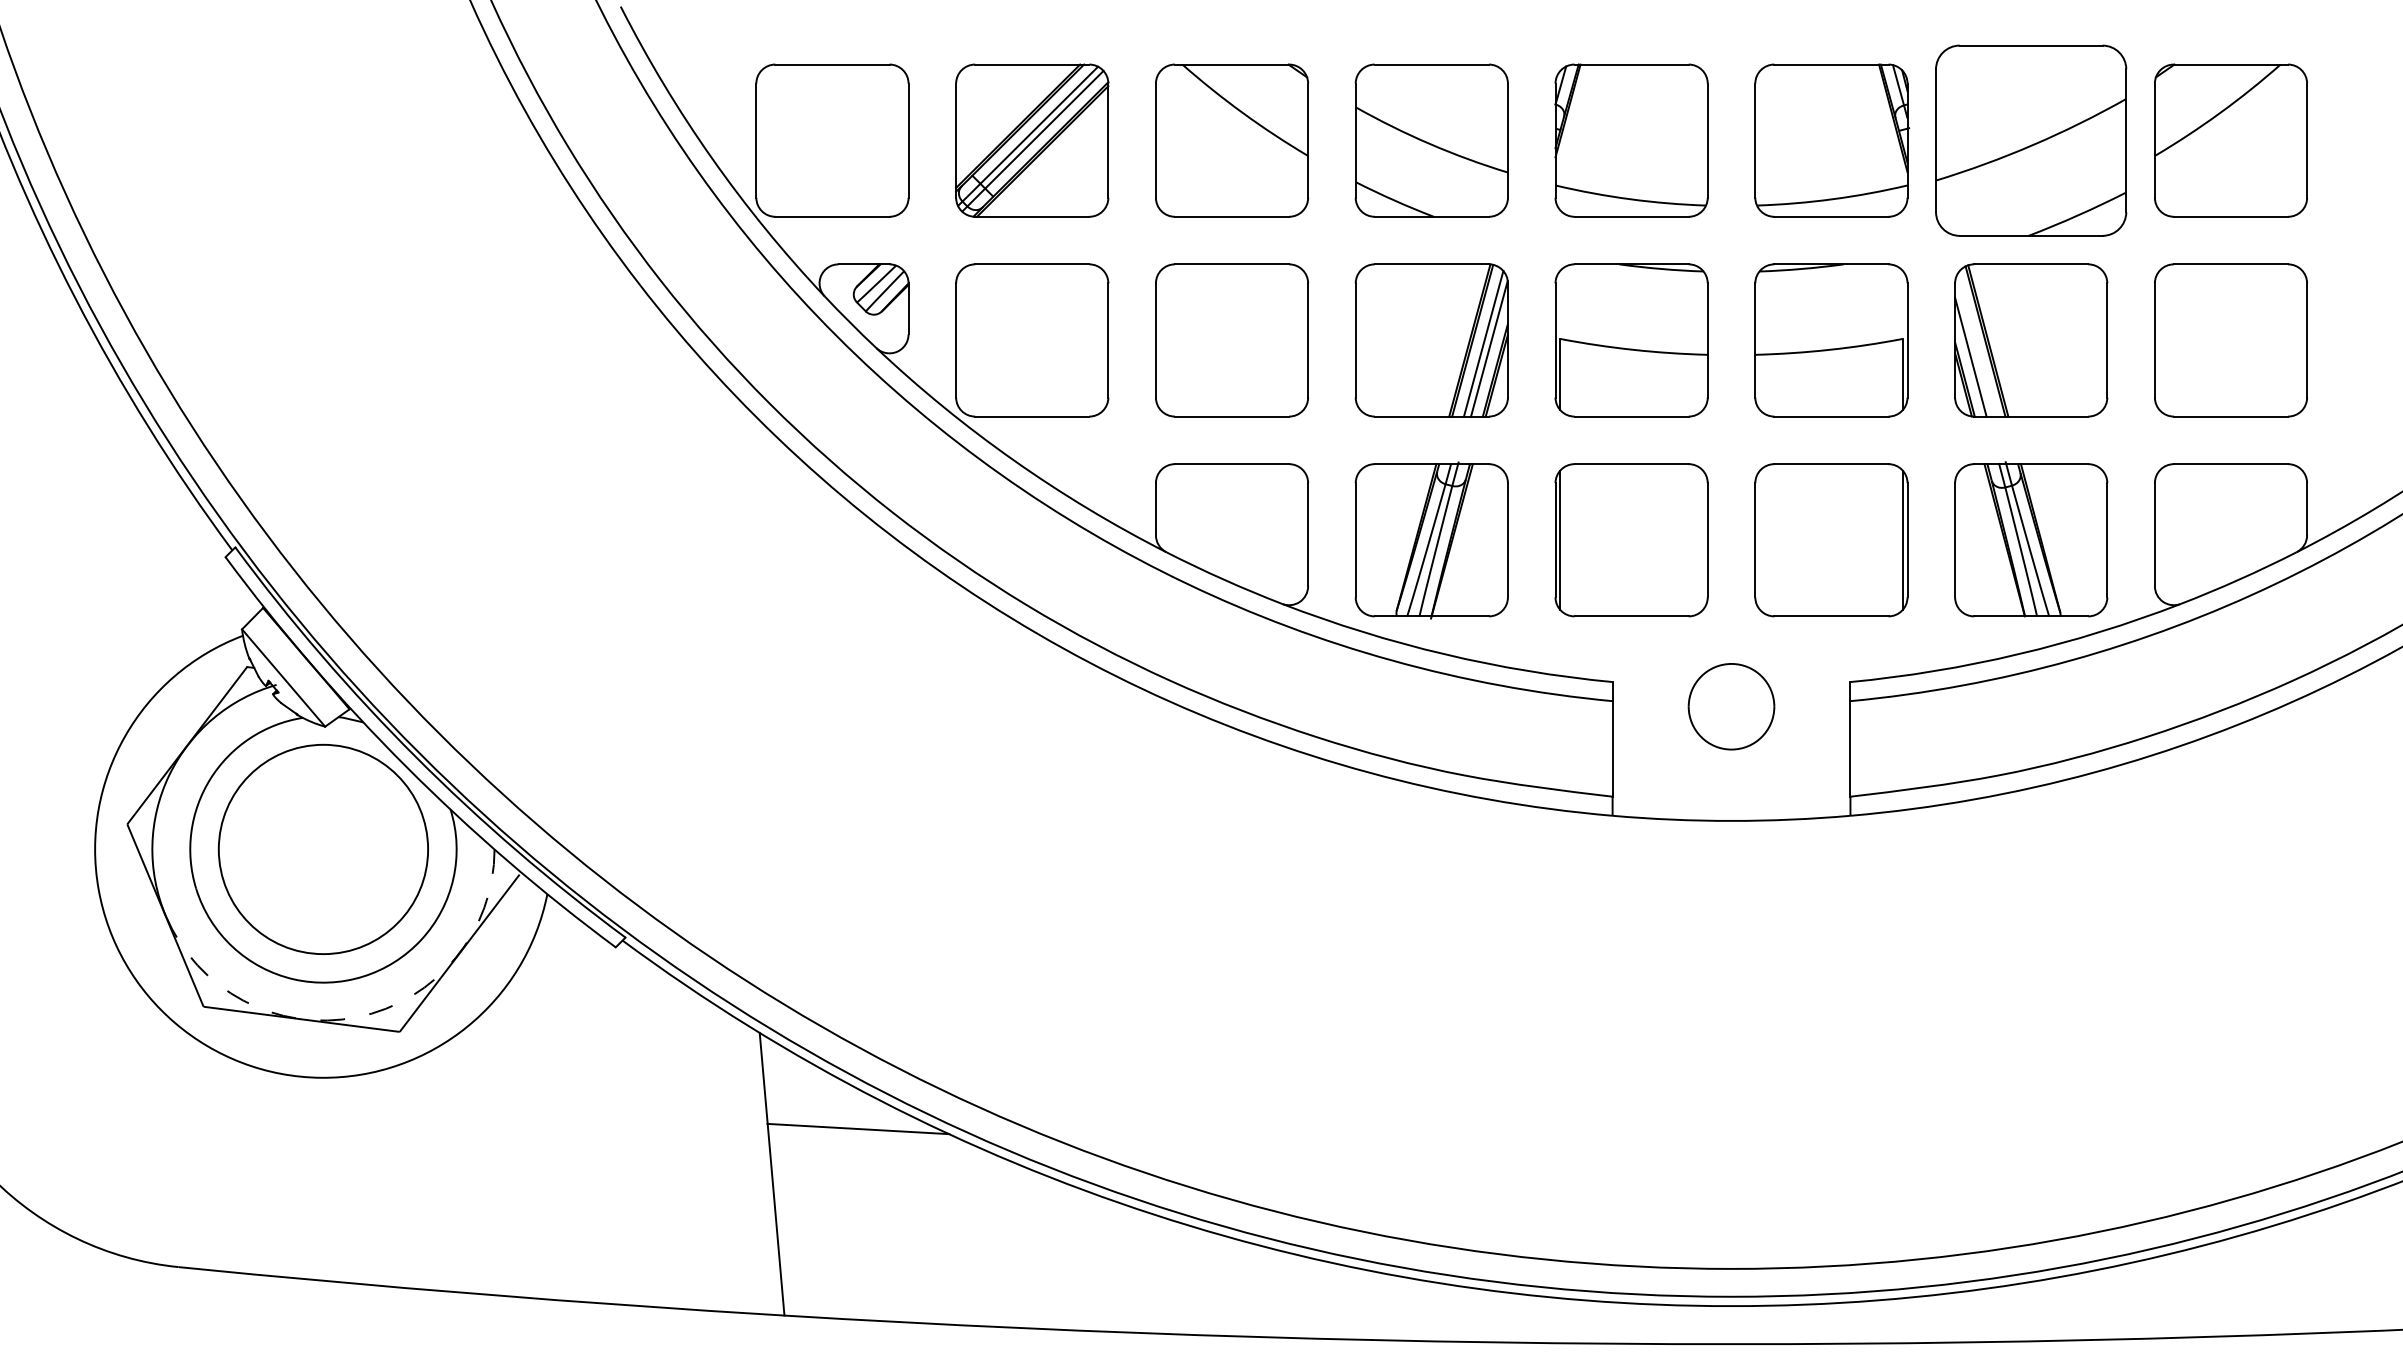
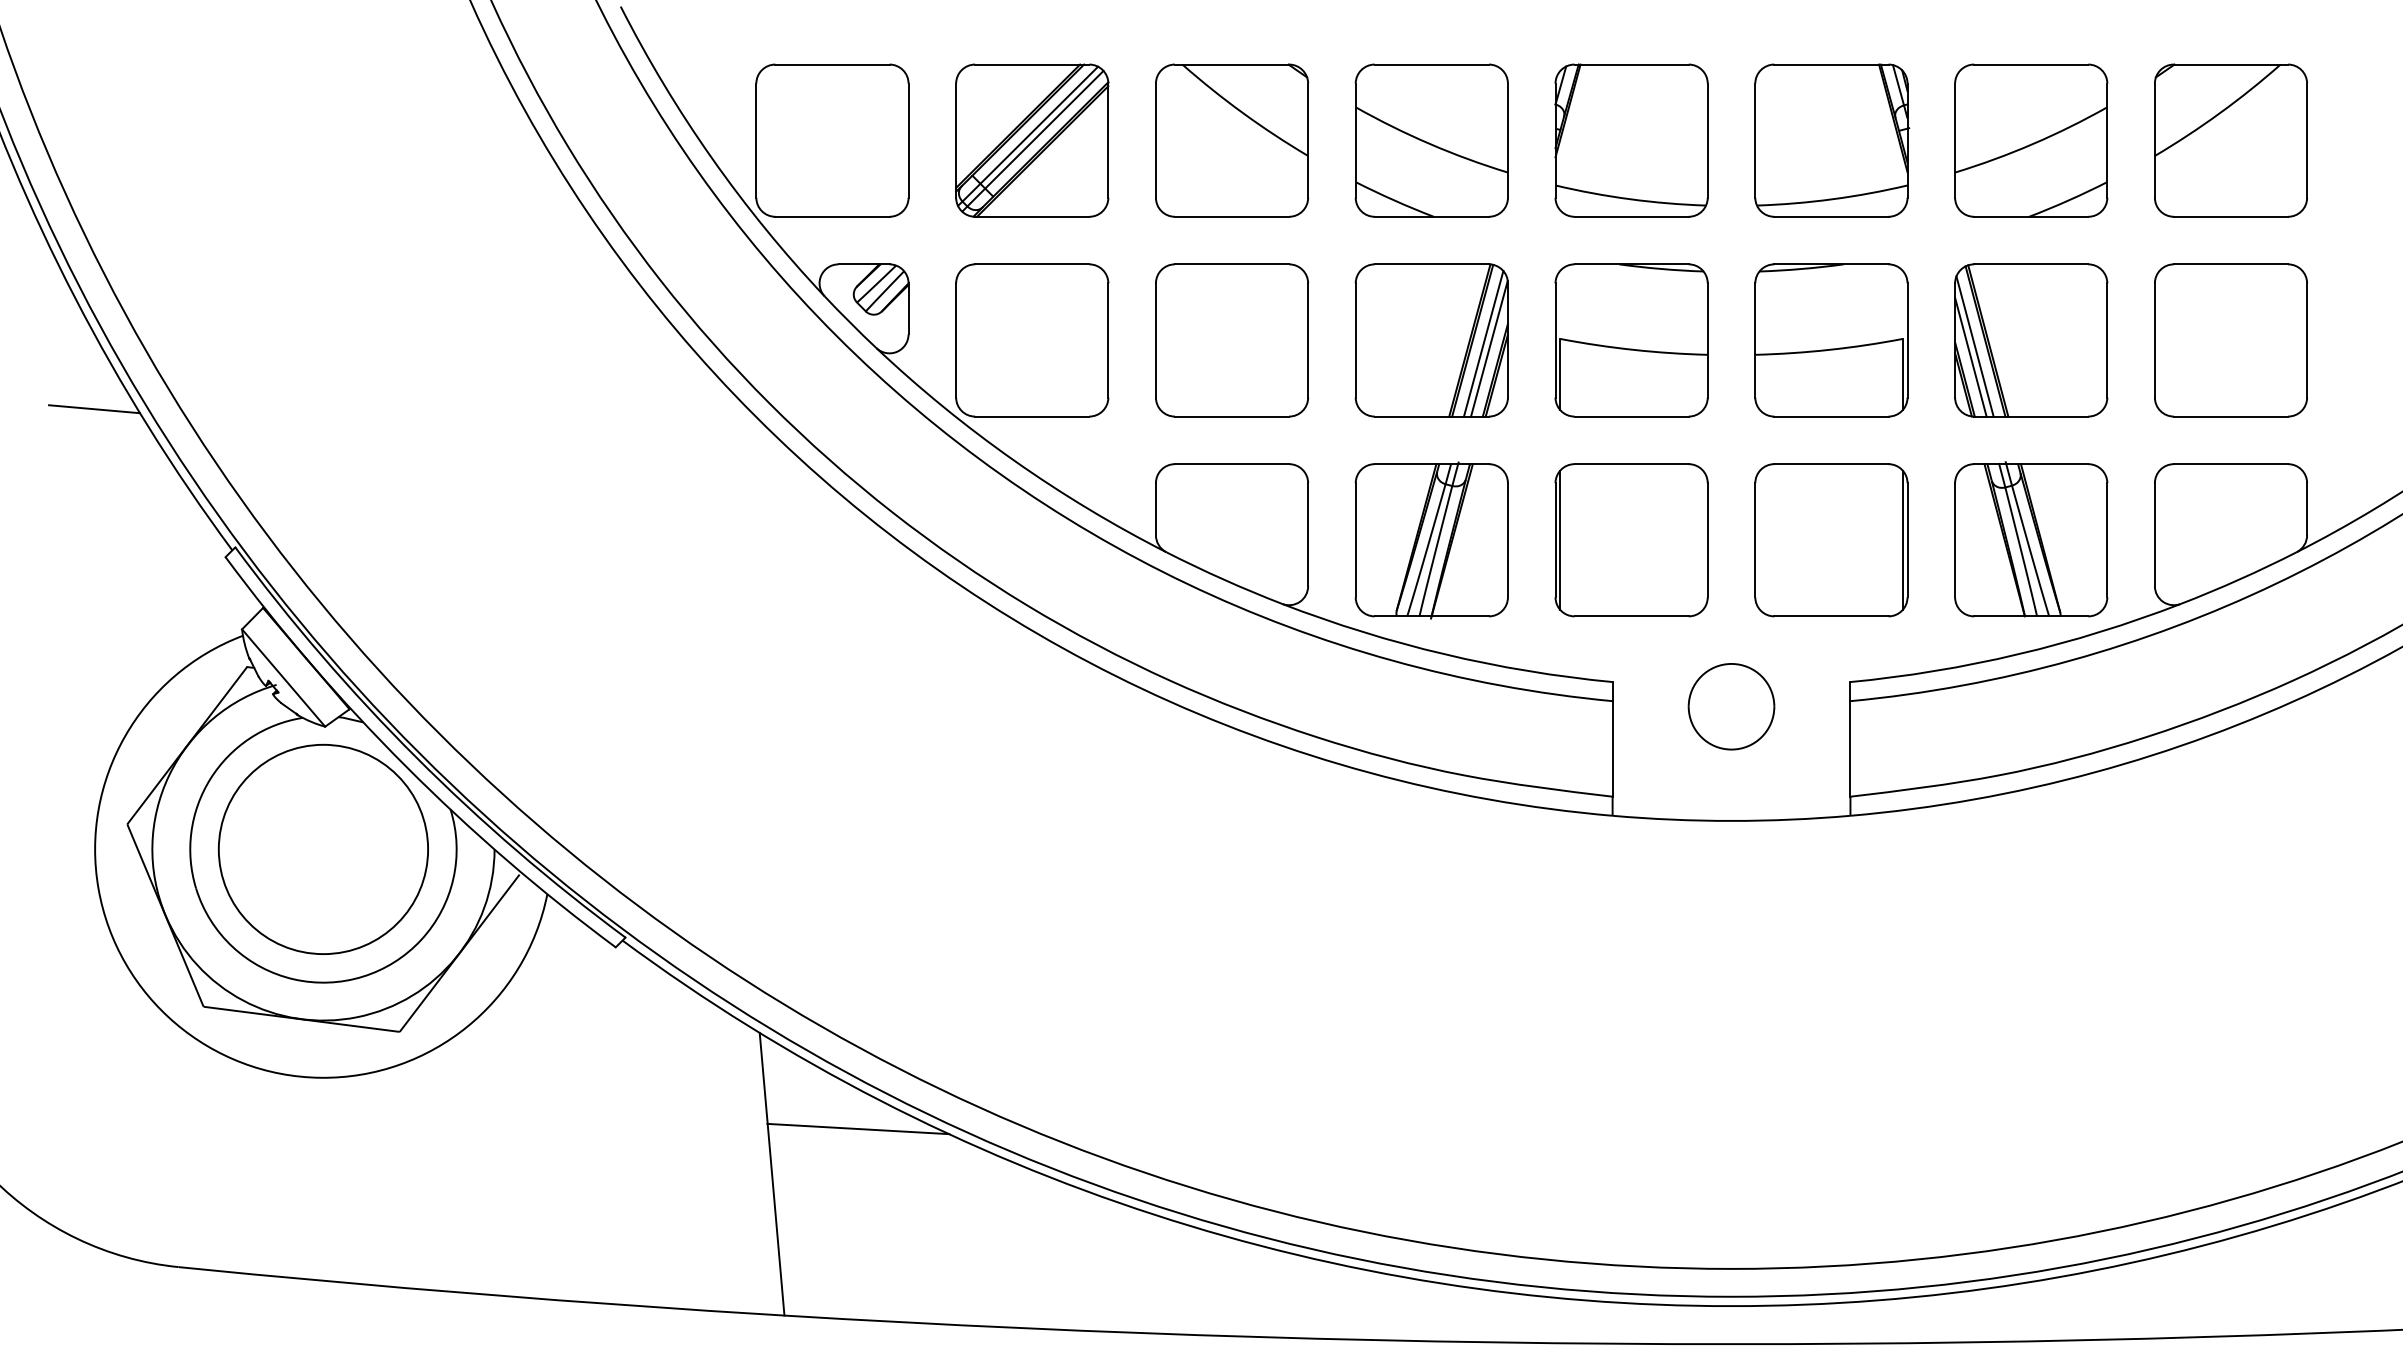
part size: 193x193 px -> 155x155 px (2031, 140)
line: none -> present (1974, 346)
line: none -> present (94, 409)
arc: dashed -> solid (357, 1017)
